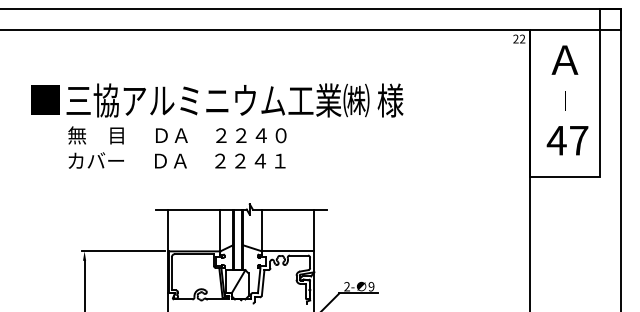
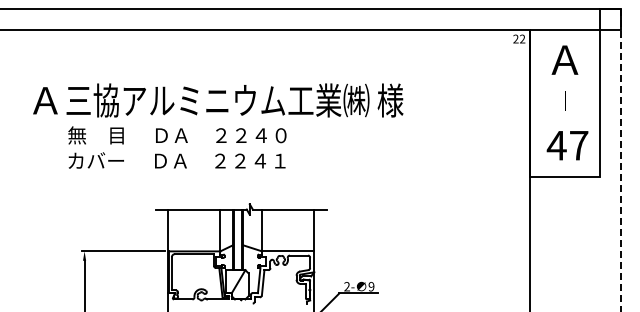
text: ■ -> Ａ (45, 99)
text position: (567, 140) -> (567, 145) (567, 145)
line: solid -> dashed (620, 160)
